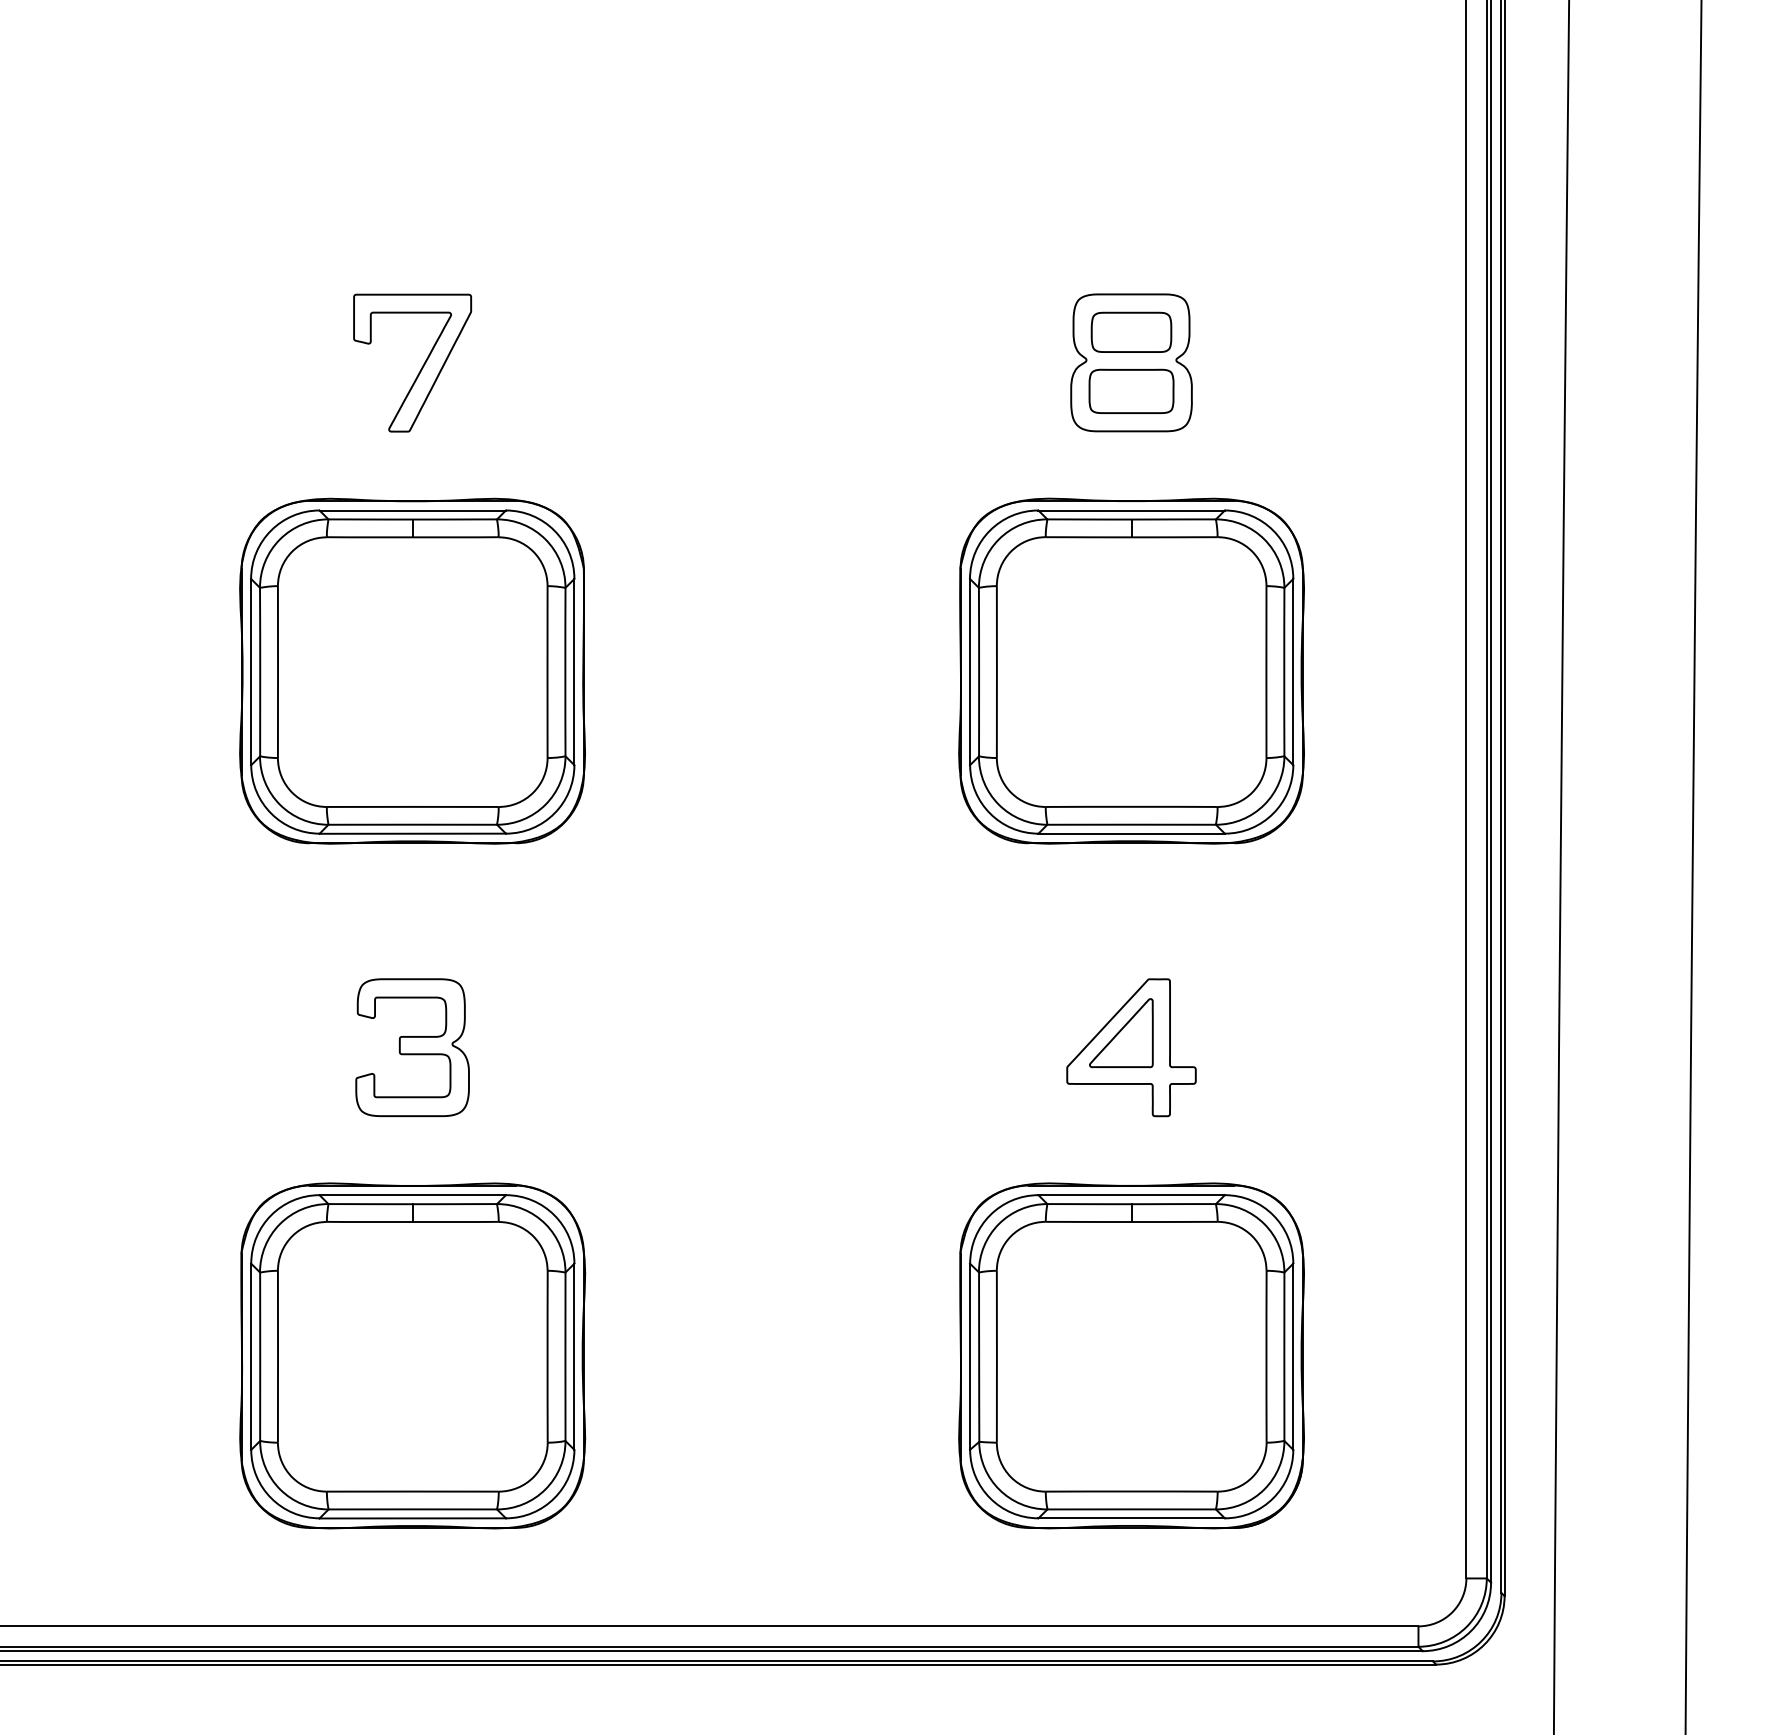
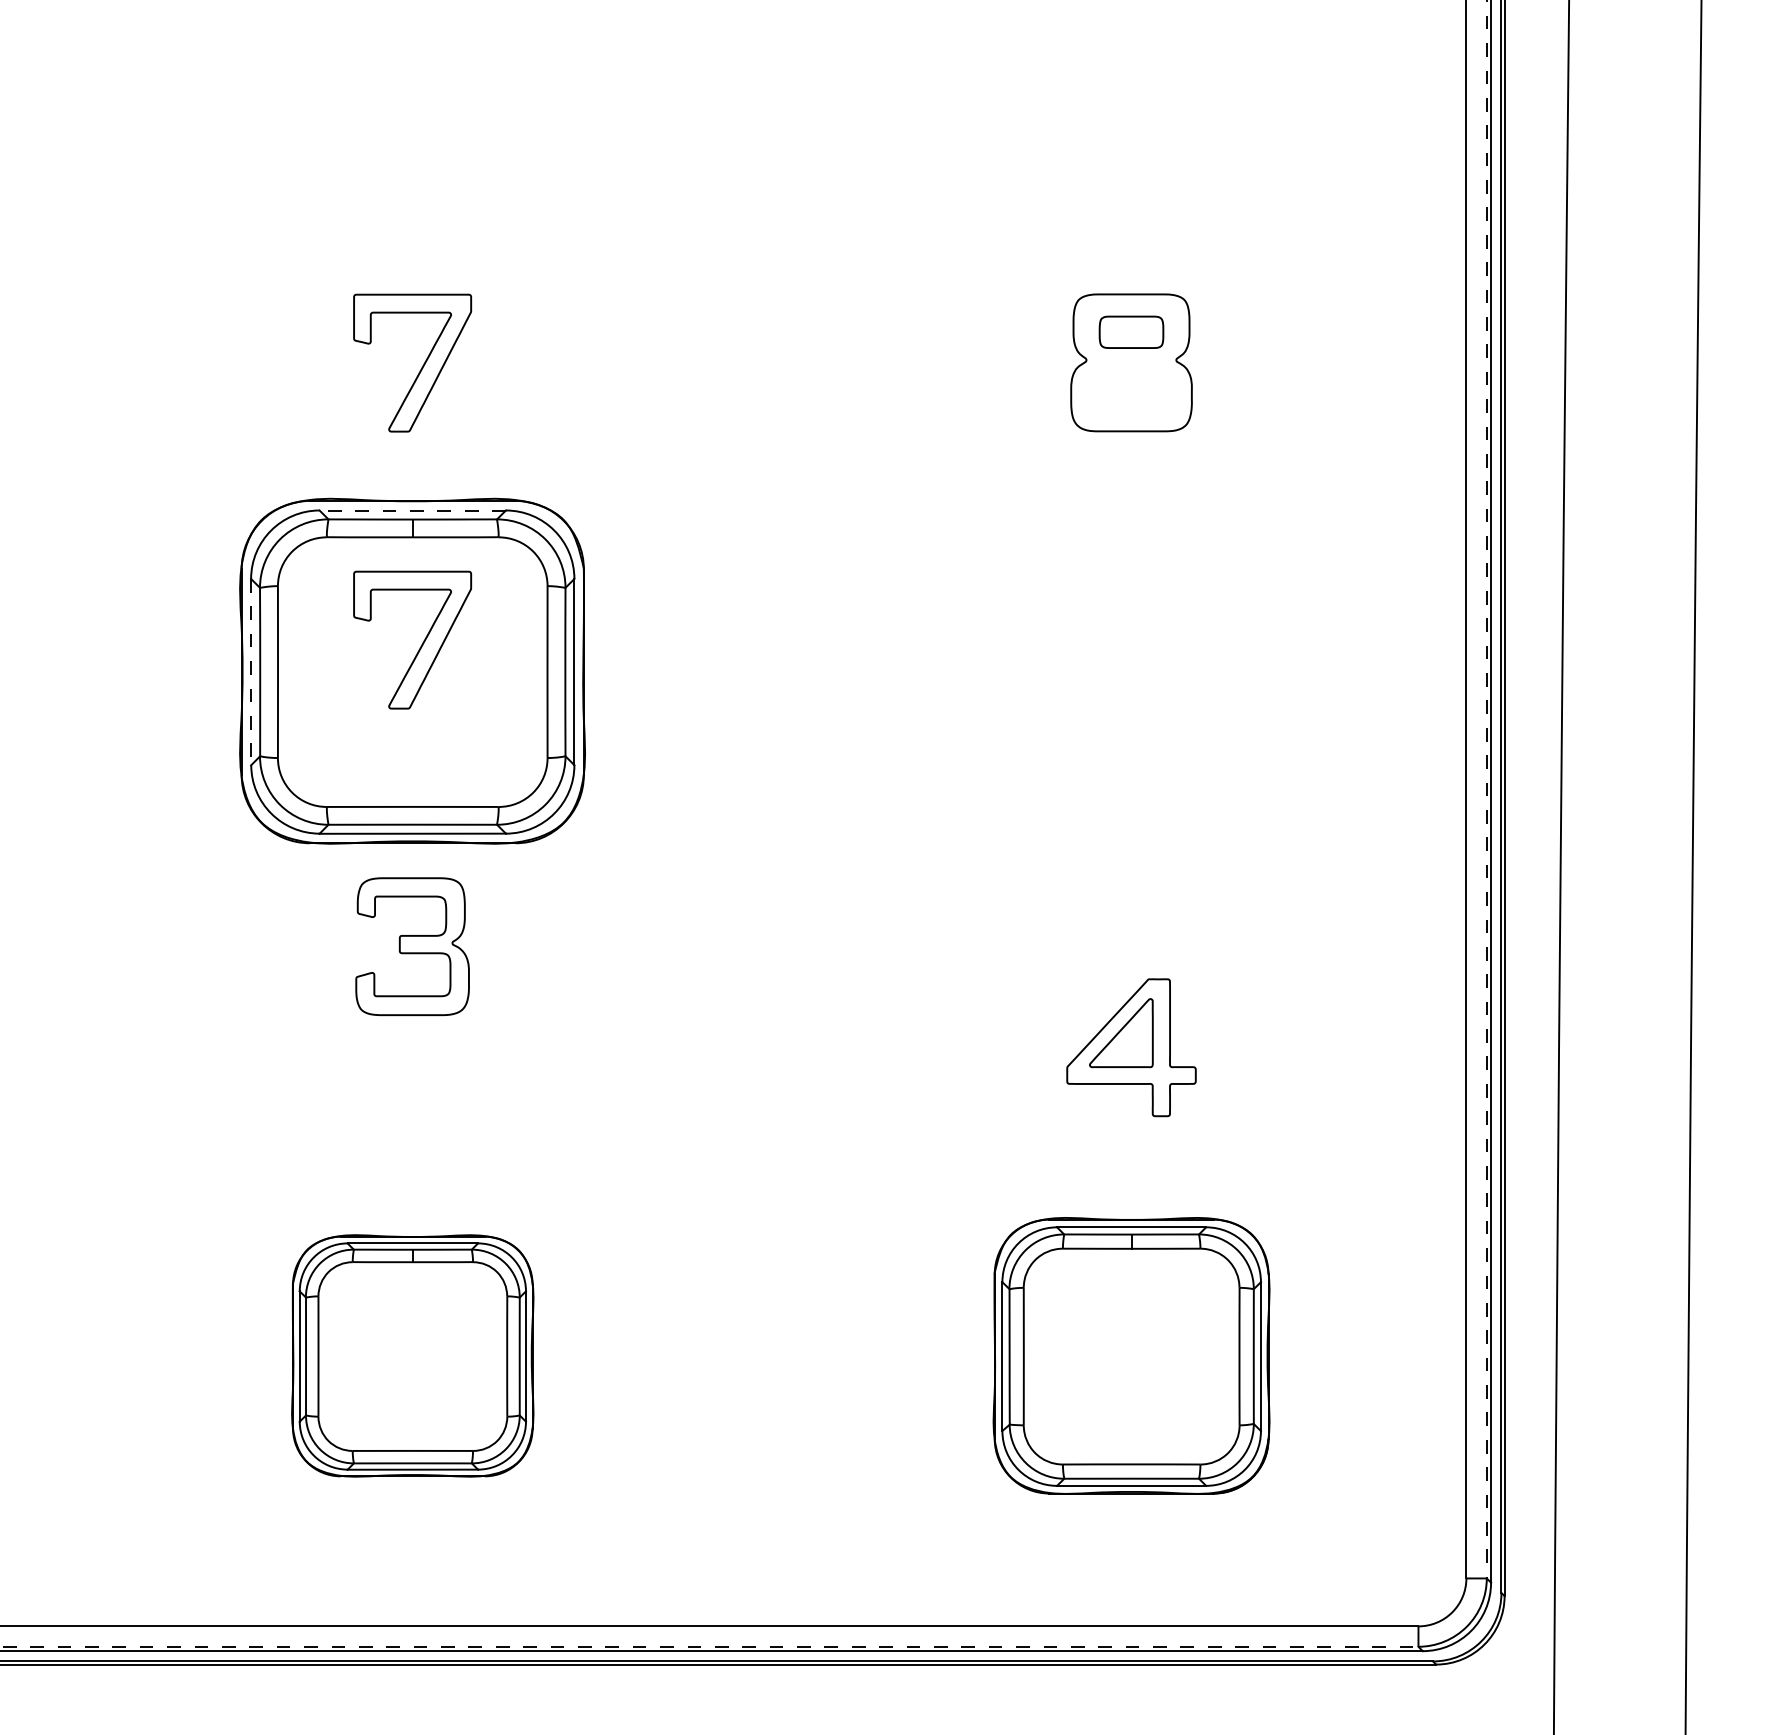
part size: 83x42 px -> 67x34 px (1131, 331)
part: present -> none (1131, 390)
line: solid -> dashed (412, 510)
part: none -> present (421, 644)
part: present -> none (1131, 670)
line: solid -> dashed (251, 672)
line: solid -> dashed (1486, 789)
part position: (412, 1047) -> (412, 946) (412, 946)
part size: 348x348 px -> 244x244 px (412, 1355)
part size: 347x348 px -> 279x278 px (1131, 1355)
line: solid -> dashed (709, 1646)
